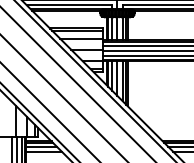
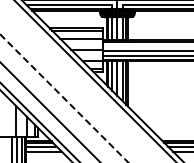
line: present -> none (146, 45)
line: present -> none (77, 84)
line: solid -> dashed (63, 97)
